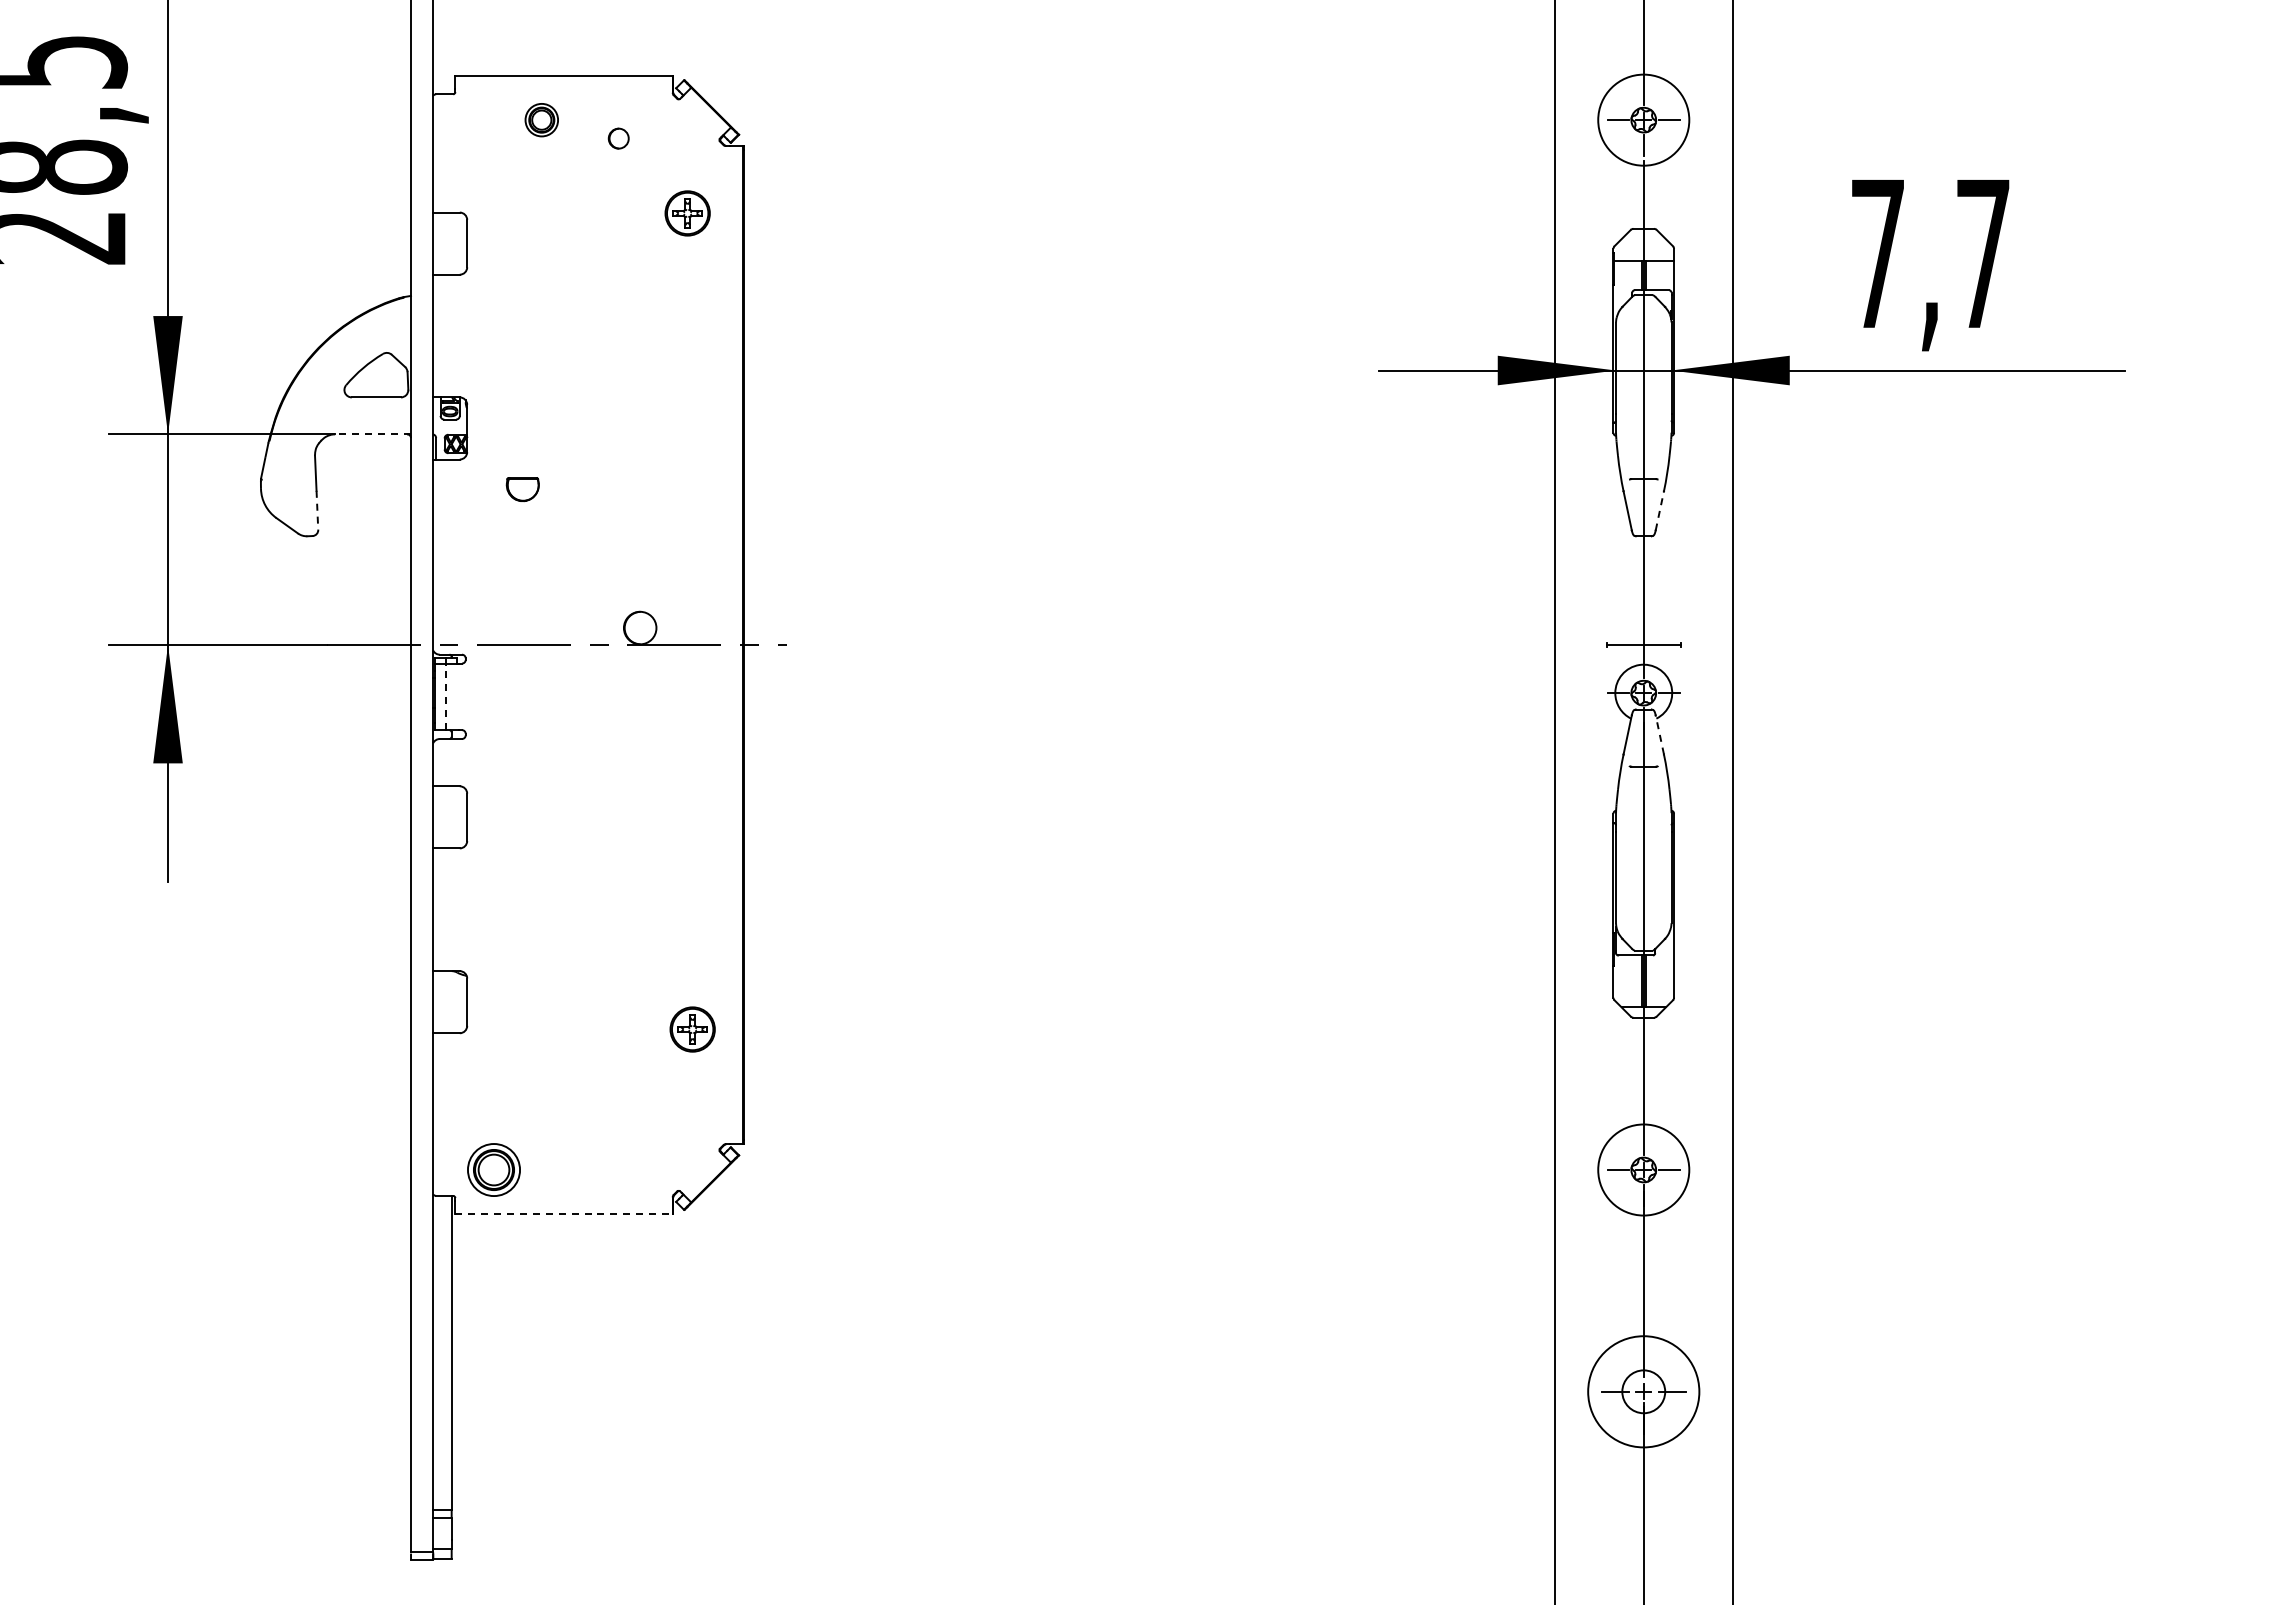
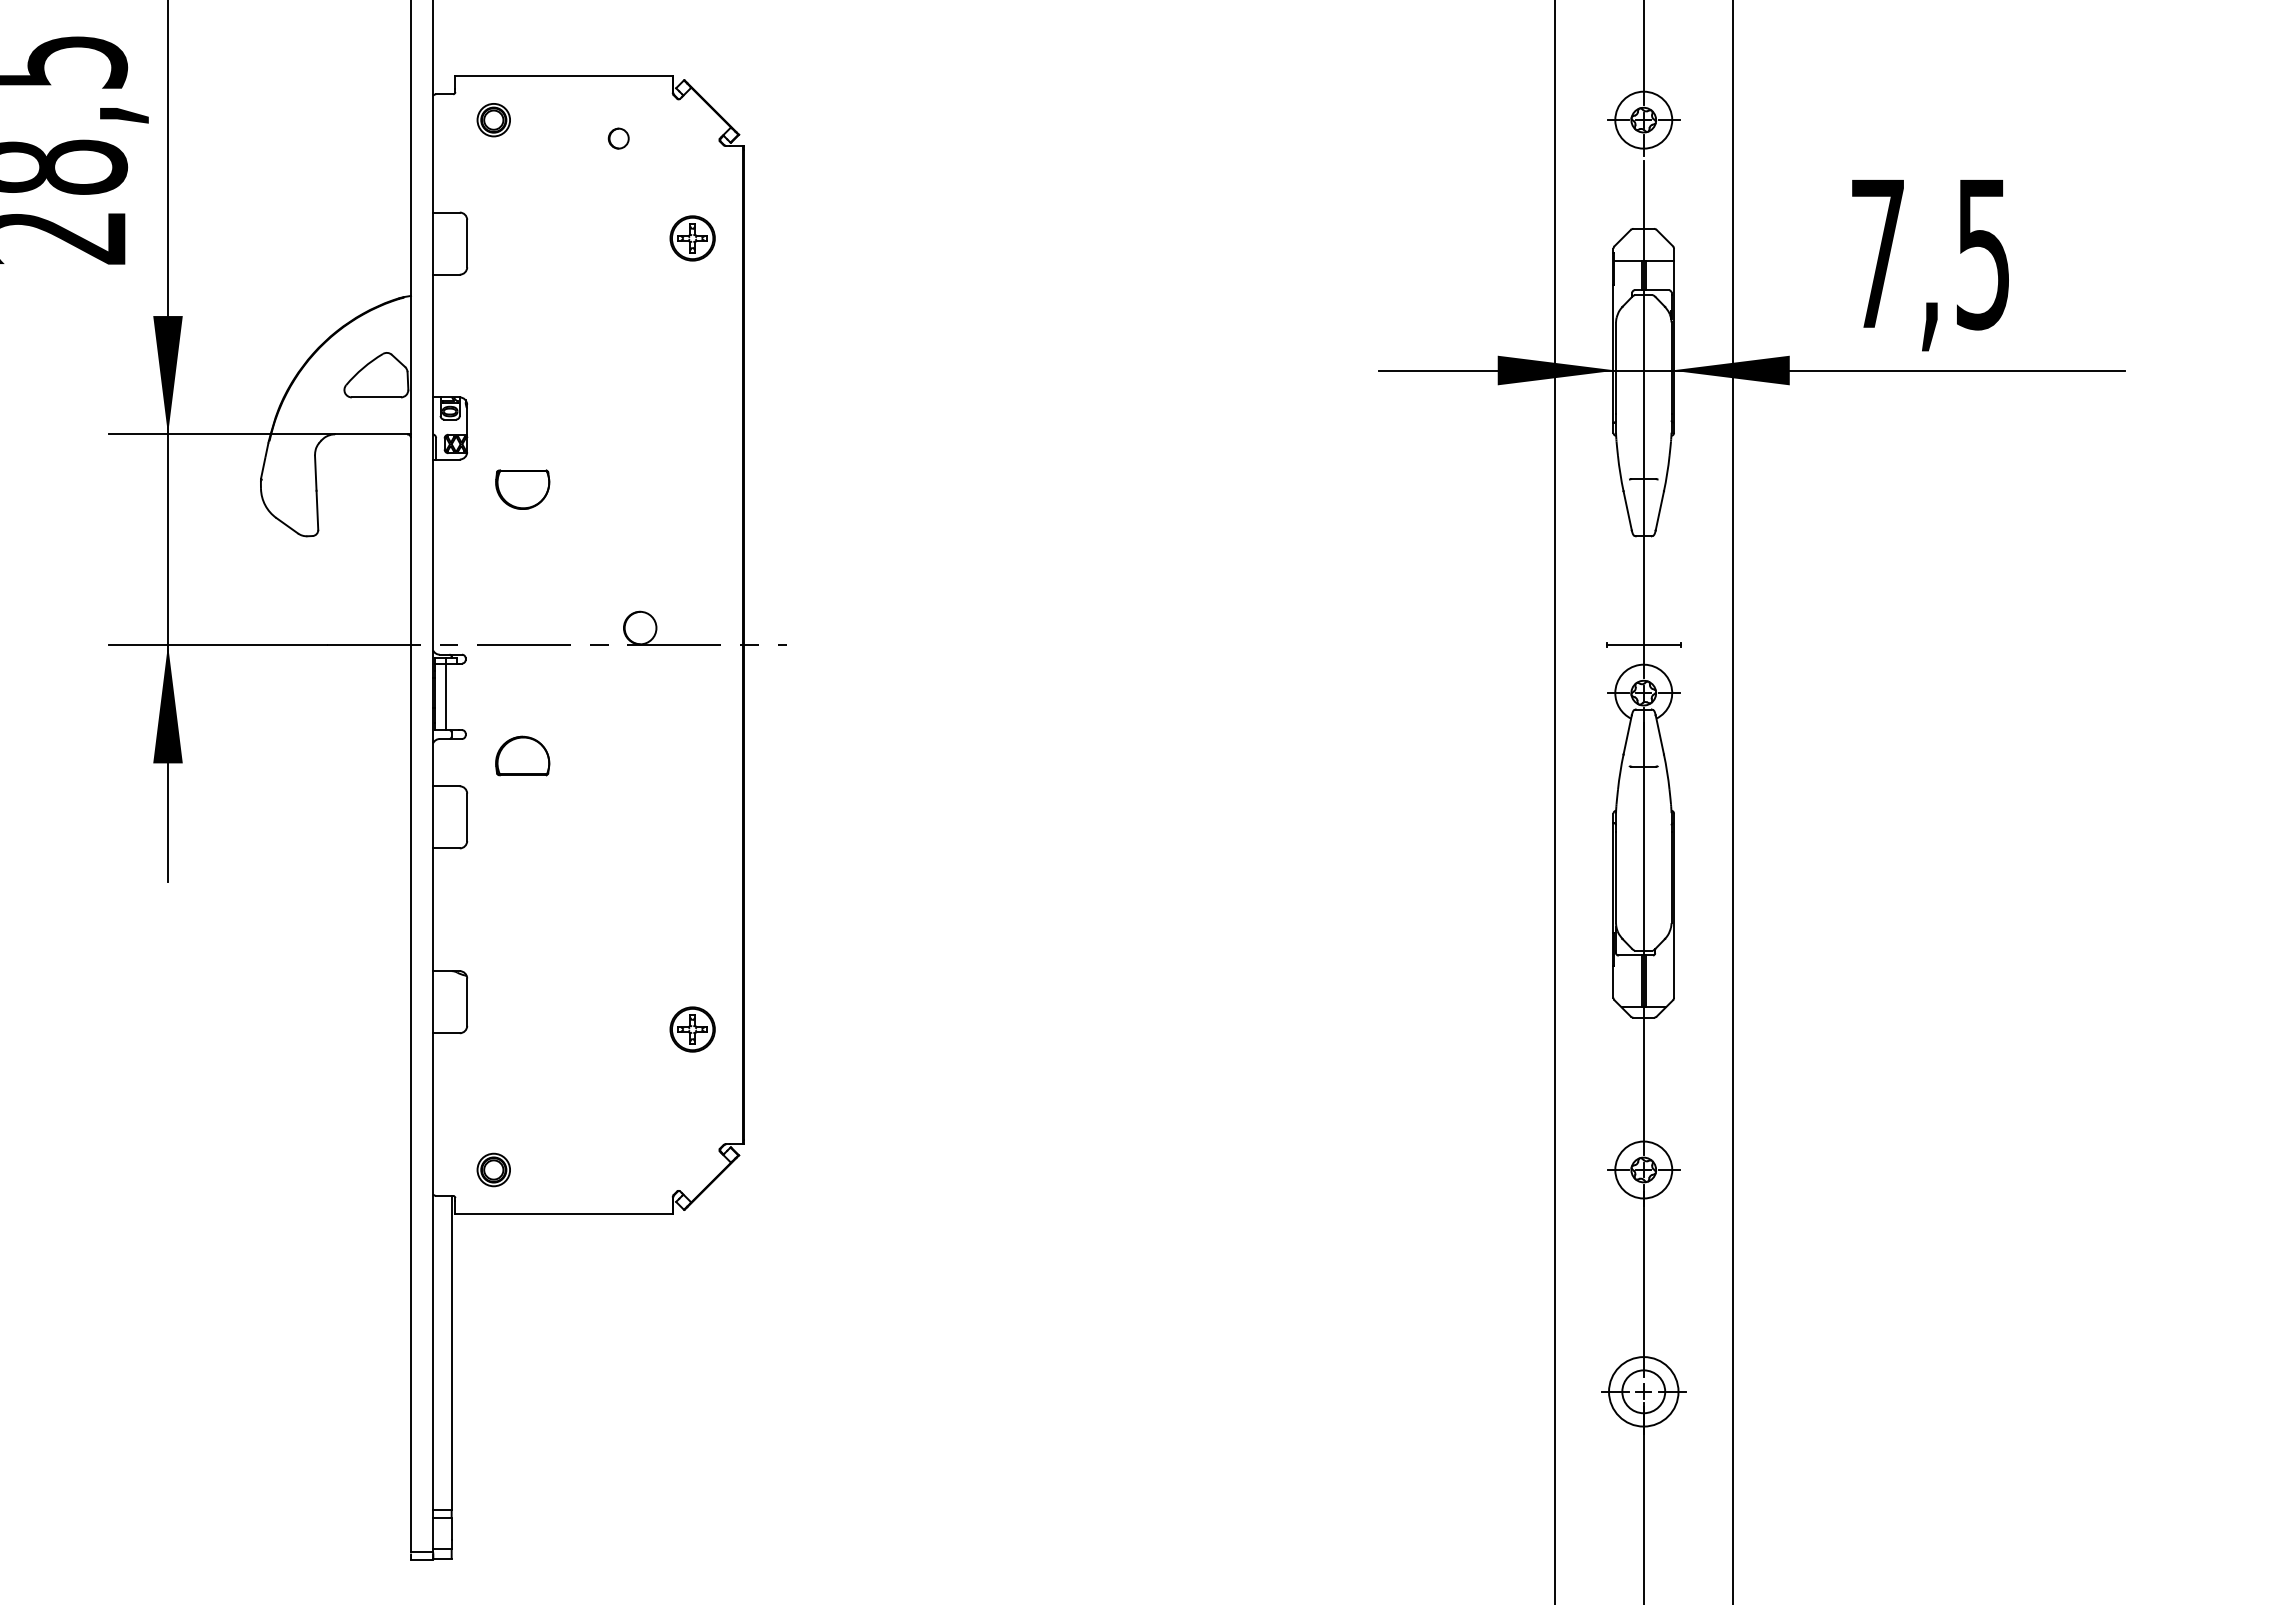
circle diameter: 91 px -> 57 px (1643, 119)
part position: (541, 120) -> (493, 120) (493, 120)
part position: (687, 213) -> (692, 238) (692, 238)
text: 7,7 -> 7,5 (1983, 254)
line: dashed -> solid (373, 434)
part size: 35x26 px -> 56x41 px (522, 489)
line: dashed -> solid (317, 510)
line: dashed -> solid (1659, 510)
line: dashed -> solid (445, 696)
line: dashed -> solid (1659, 734)
part: none -> present (522, 755)
part size: 54x54 px -> 35x36 px (493, 1169)
circle diameter: 91 px -> 57 px (1643, 1169)
line: dashed -> solid (564, 1214)
circle diameter: 111 px -> 69 px (1643, 1391)
